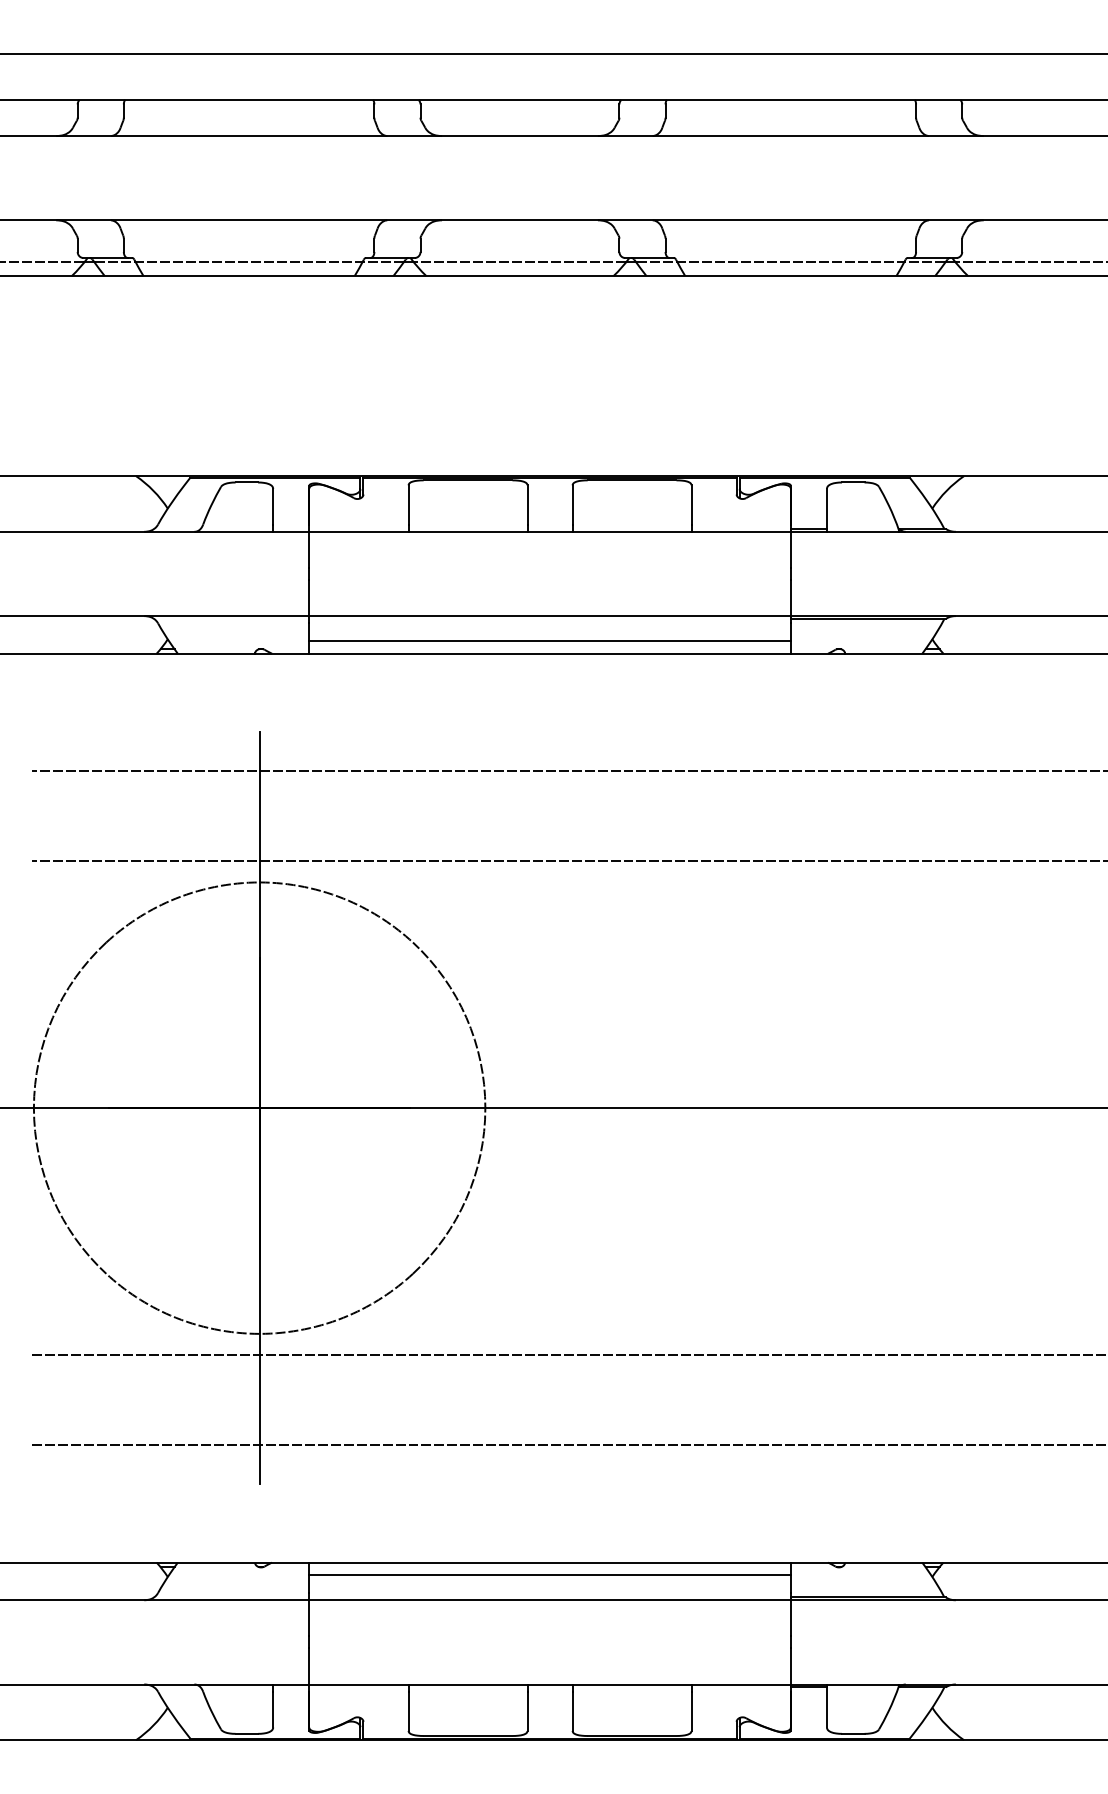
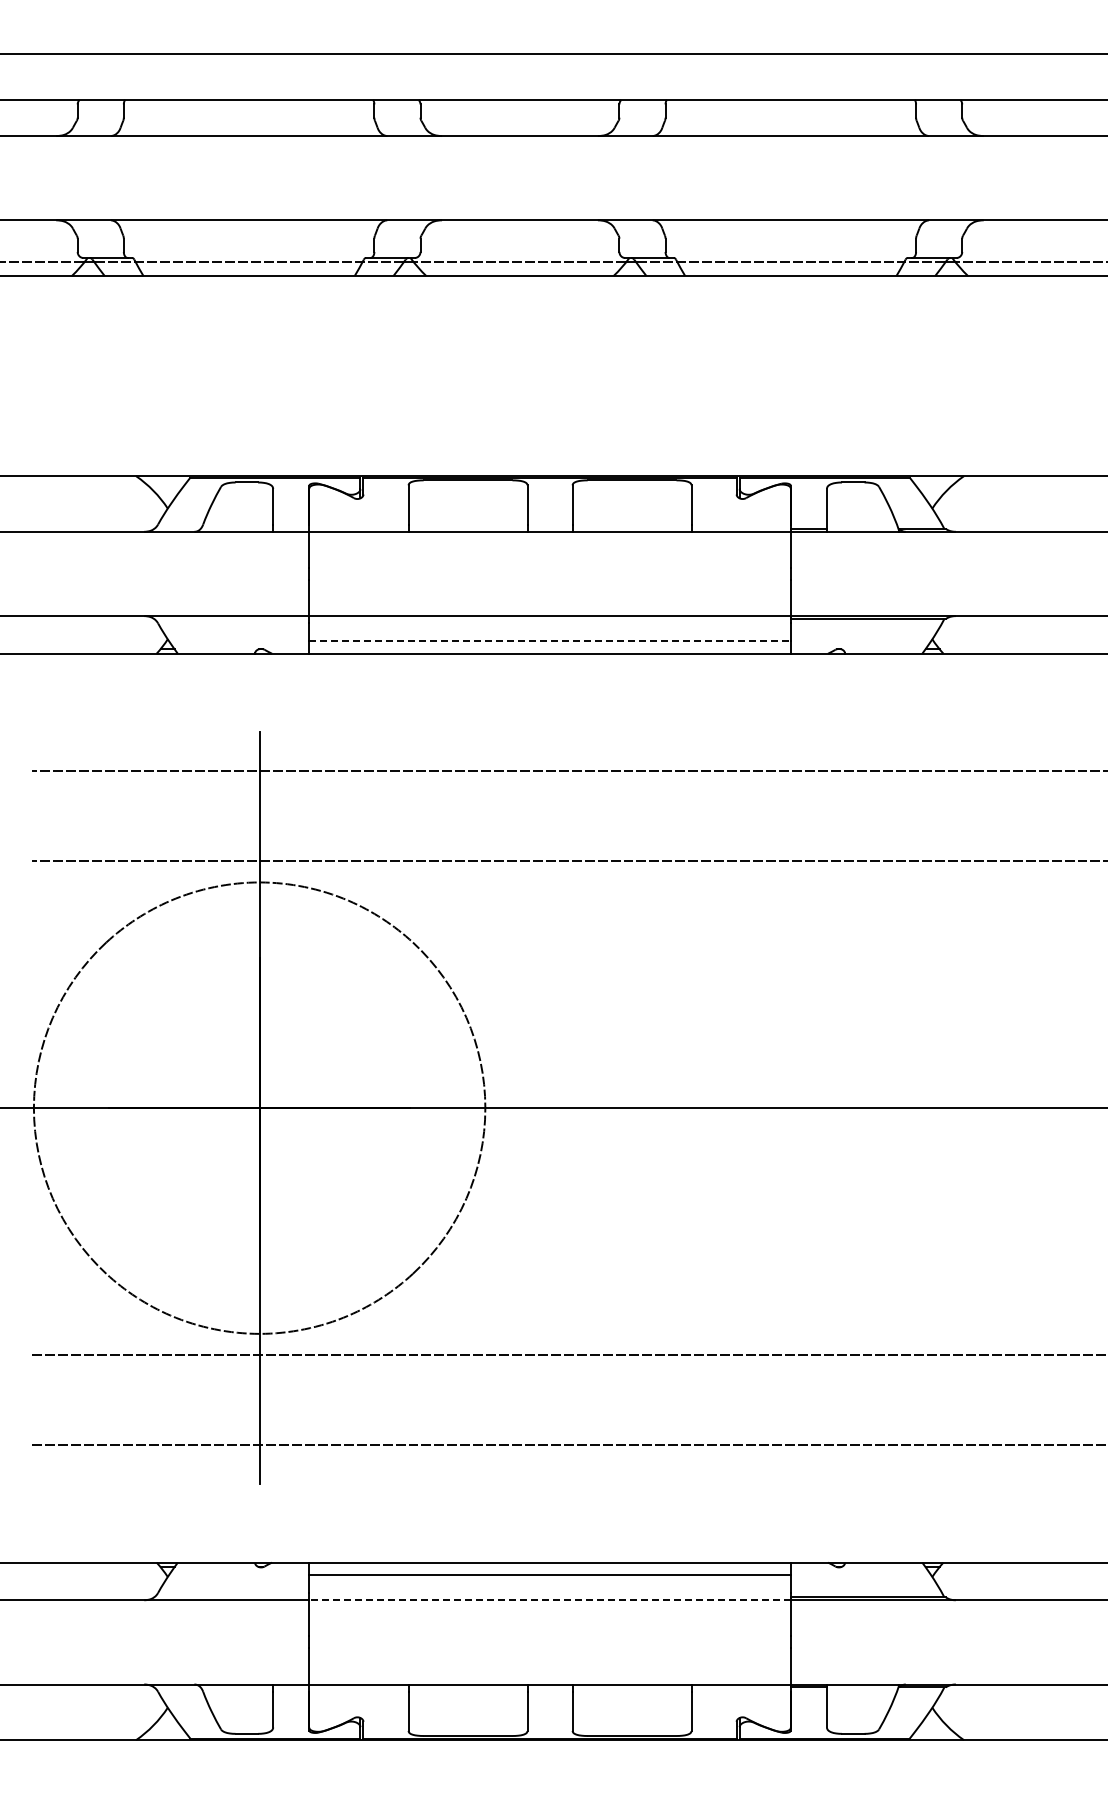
line: solid -> dashed (550, 641)
line: solid -> dashed (550, 1600)
